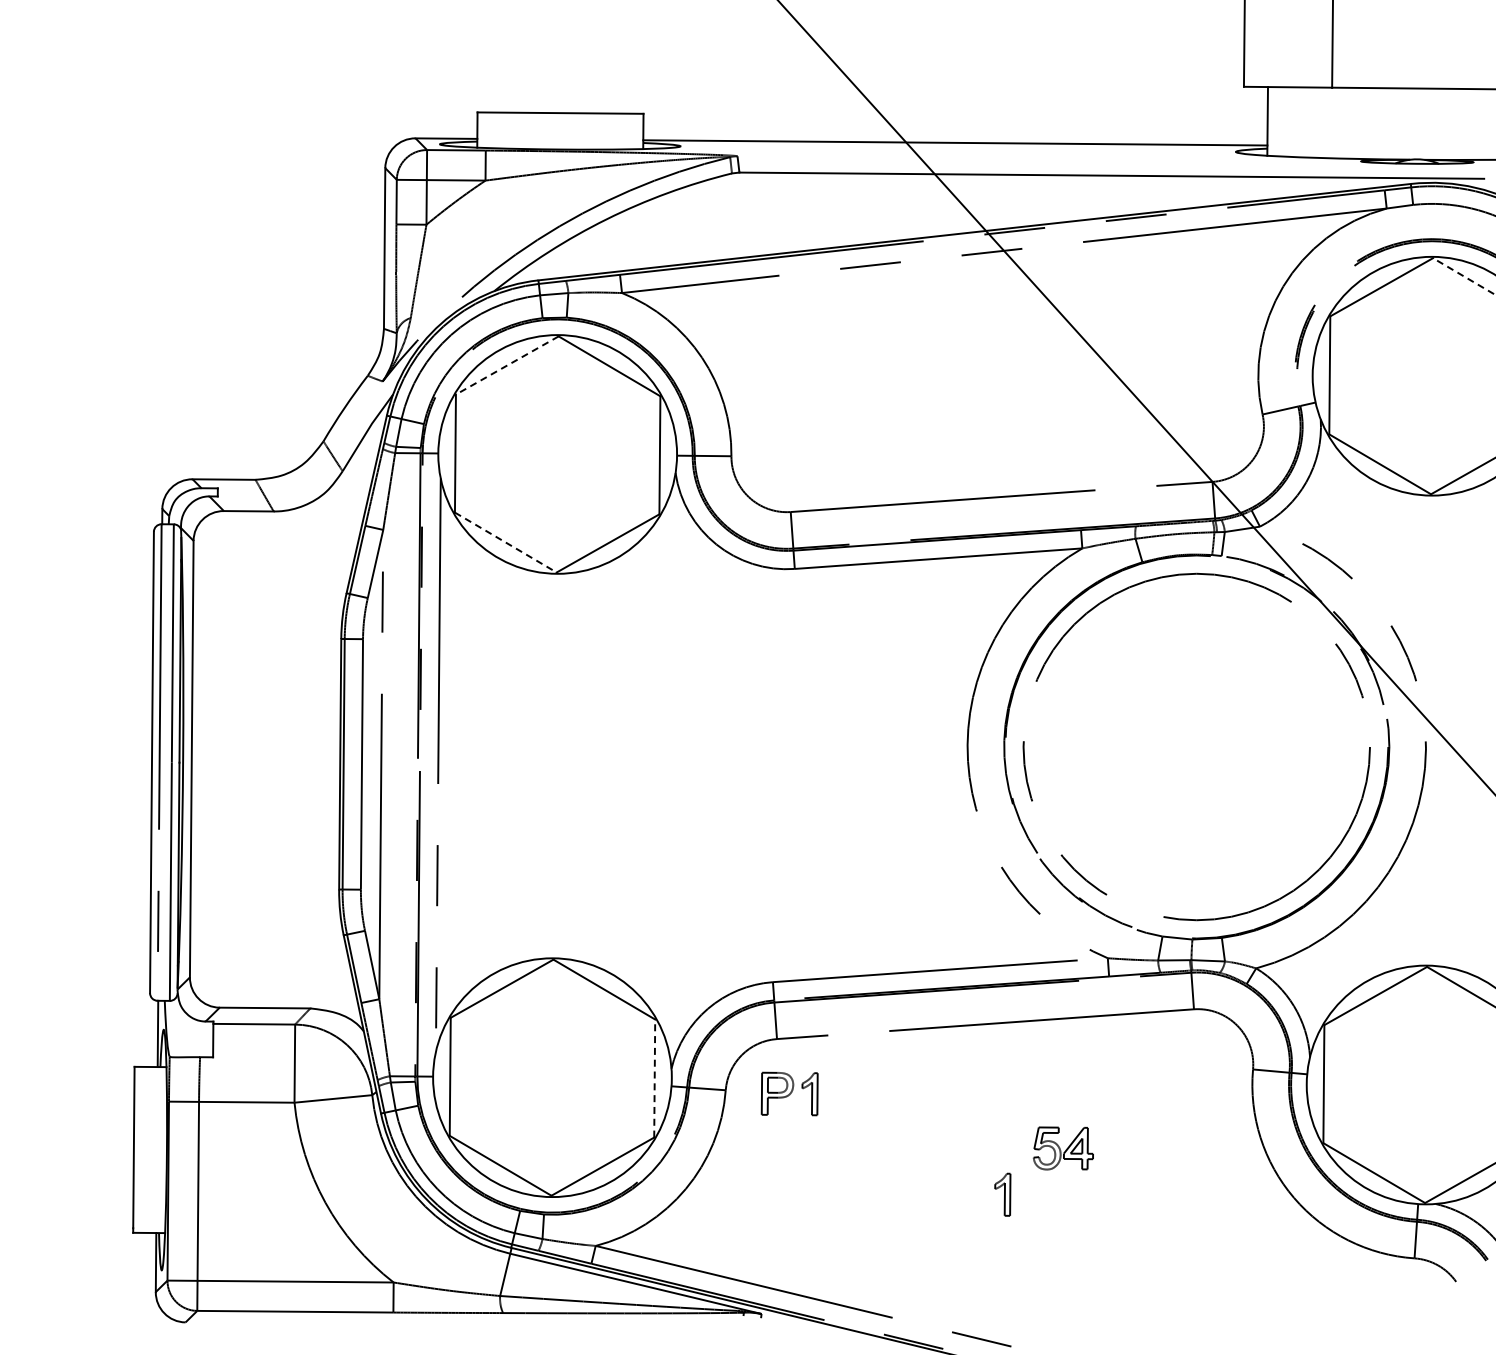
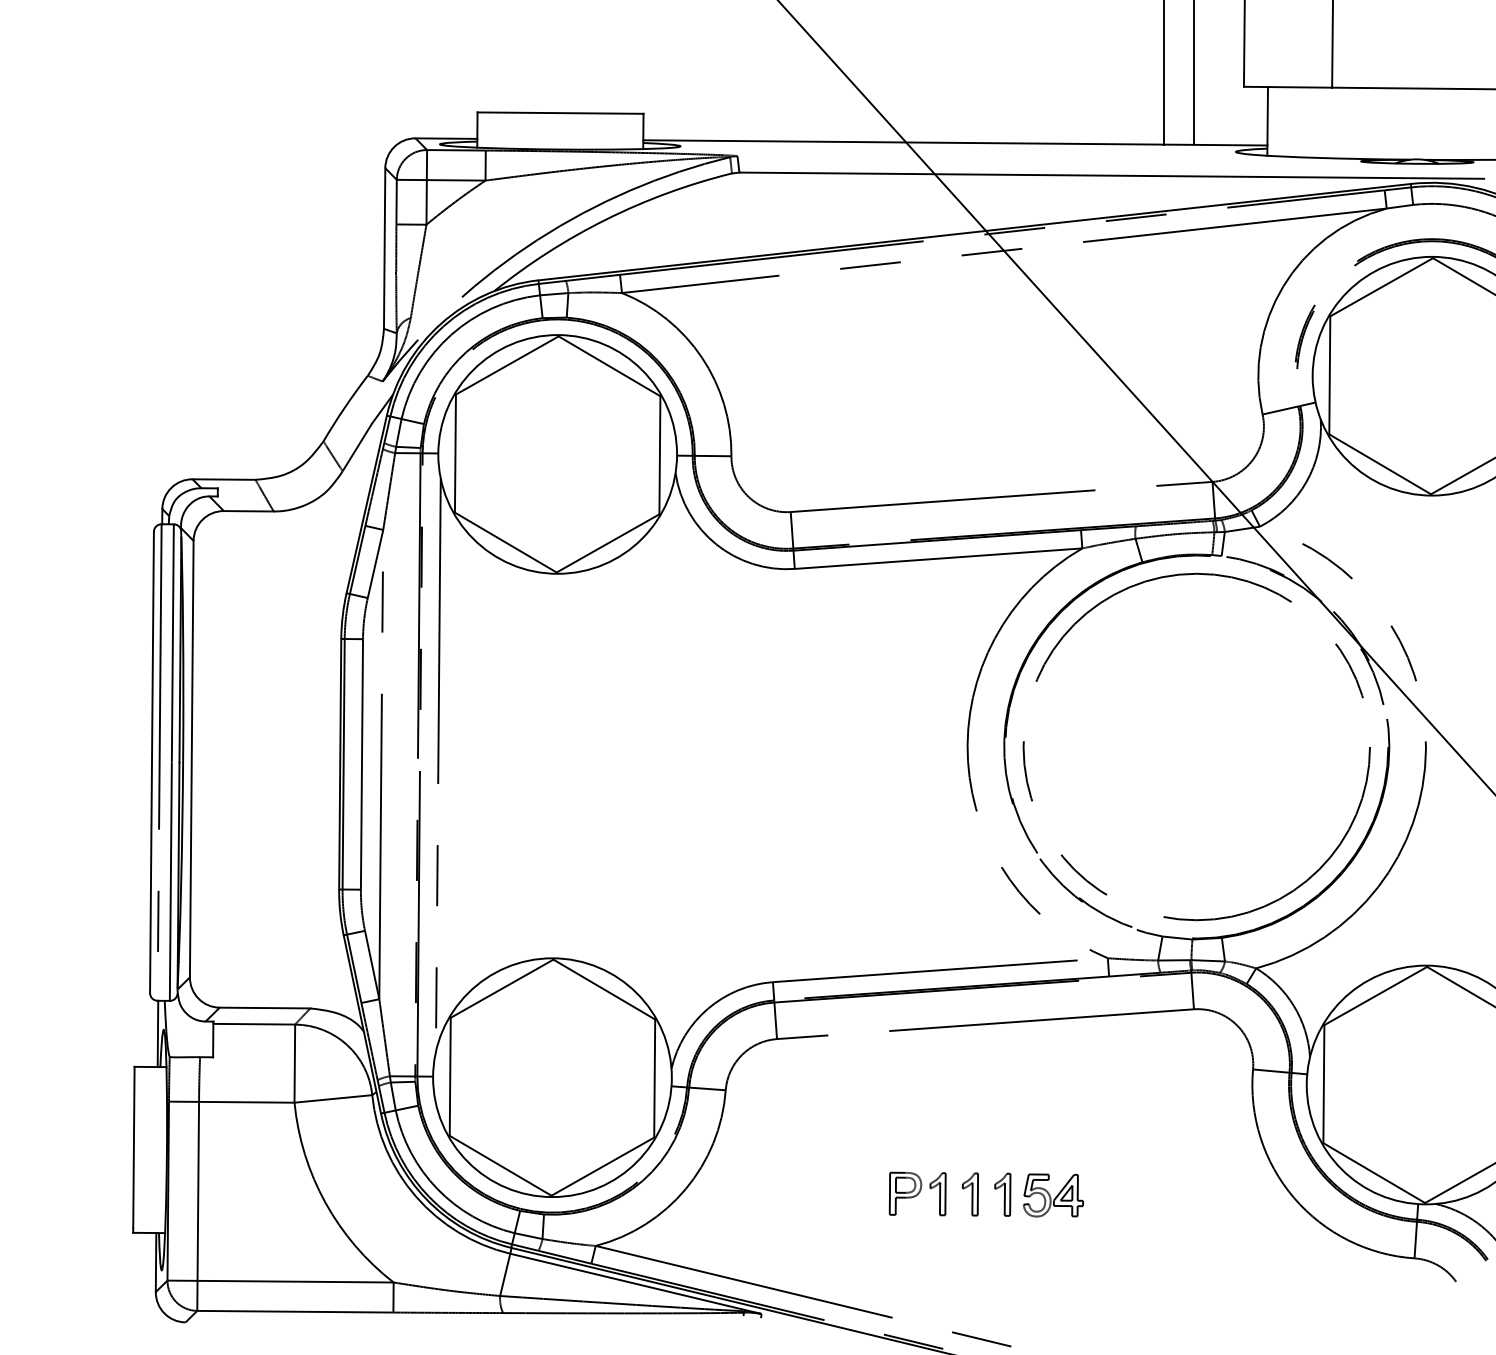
line: none -> present (1164, 73)
line: none -> present (1194, 73)
line: dashed -> solid (1463, 276)
line: dashed -> solid (506, 365)
line: dashed -> solid (506, 542)
line: dashed -> solid (654, 1078)
part position: (789, 1093) -> (917, 1193) (917, 1193)
part position: (1062, 1148) -> (1052, 1195) (1052, 1195)
part: none -> present (970, 1194)
